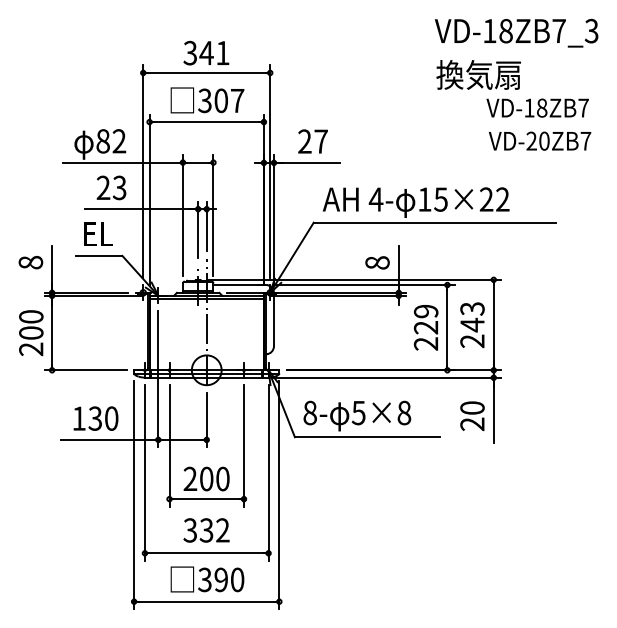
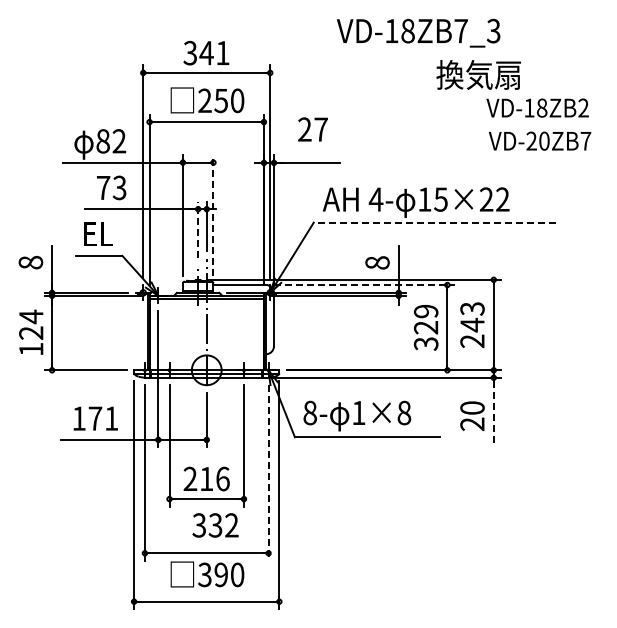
text position: (516, 32) -> (418, 32) (418, 32)
text: 307 -> 250 (221, 100)
text: VD-18ZB7 -> VD-18ZB2 (583, 107)
text position: (312, 141) -> (312, 129) (312, 129)
text: 23 -> 73 (103, 187)
line: solid -> dashed (213, 215)
line: solid -> dashed (434, 222)
line: solid -> dashed (198, 229)
line: solid -> dashed (364, 285)
text: 200 -> 124 (31, 332)
text: 229 -> 329 (426, 343)
line: solid -> dashed (493, 410)
text: 5×8 -> 1×8 (358, 413)
text: 130 -> 171 (103, 418)
line: solid -> dashed (268, 472)
text: 200 -> 216 (214, 478)
text position: (206, 530) -> (215, 525) (215, 525)
text position: (207, 579) -> (207, 574) (207, 574)
